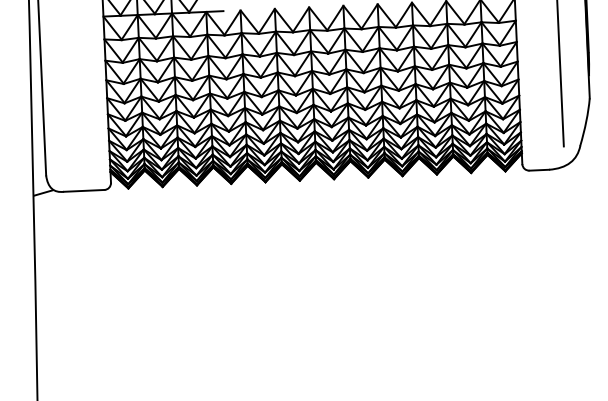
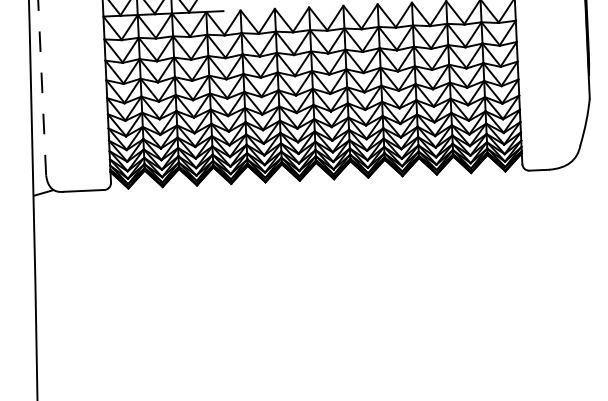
line: present -> none (560, 74)
line: solid -> dashed (42, 87)
